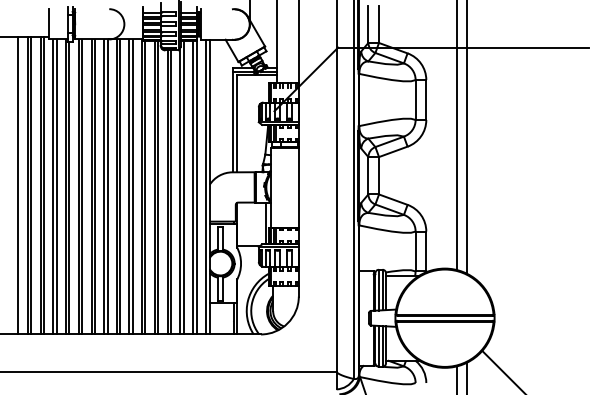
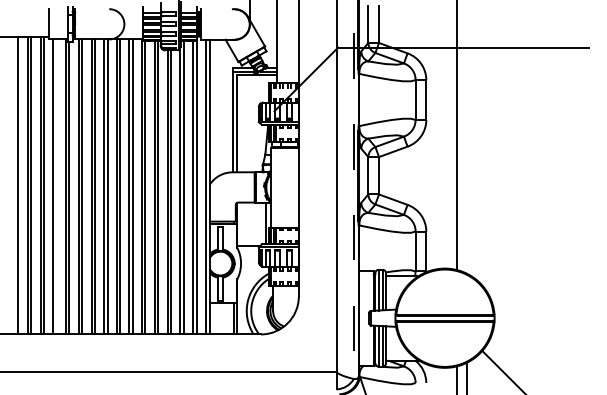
line: present -> none (466, 137)
line: present -> none (56, 186)
line: solid -> dashed (353, 190)
